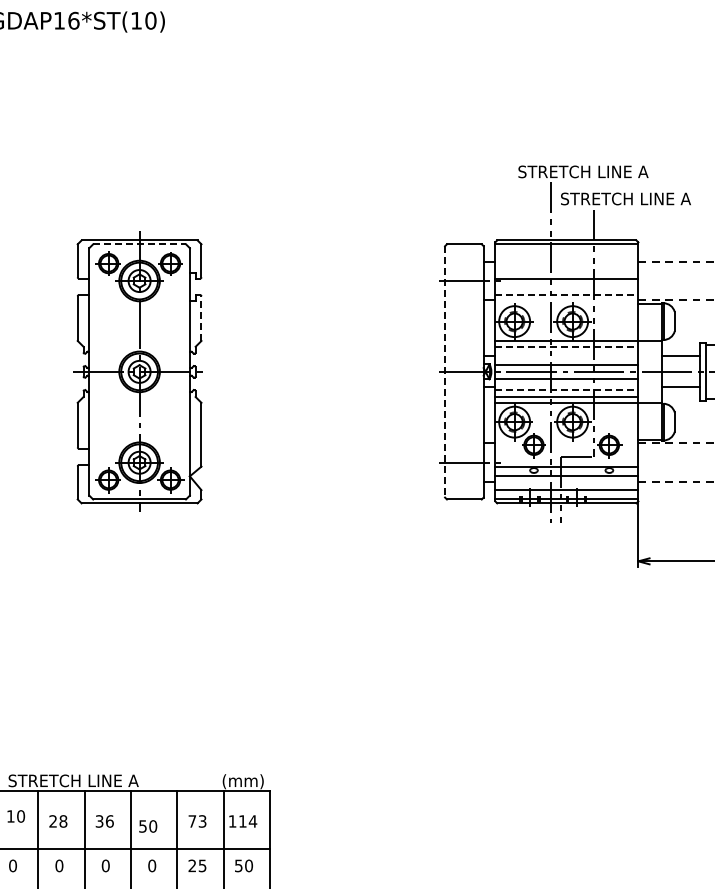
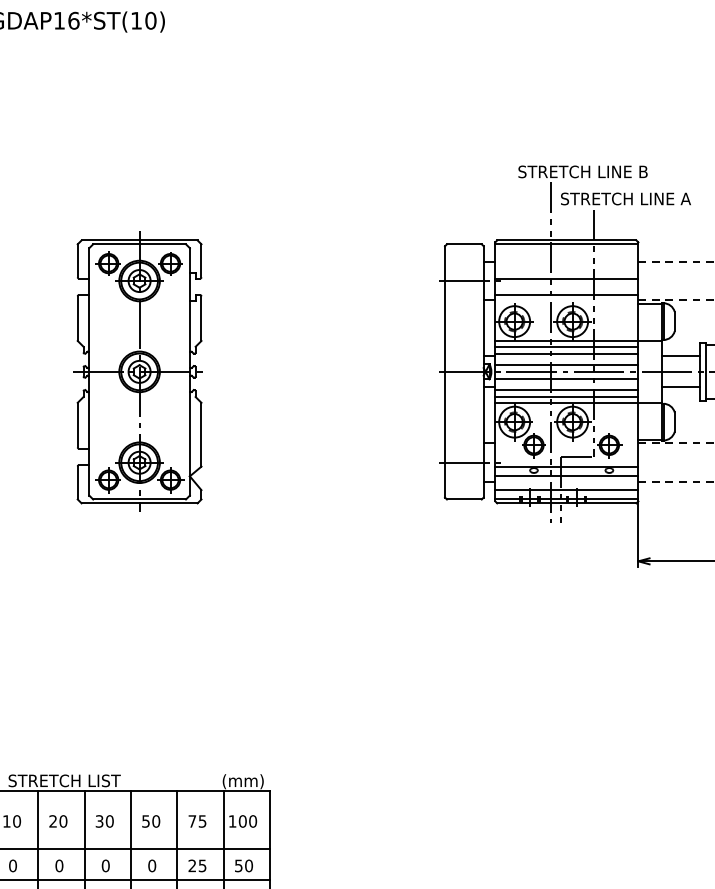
text: STRETCH LINE A -> STRETCH LINE B (643, 171)
line: dashed -> solid (140, 244)
line: dashed -> solid (566, 295)
line: dashed -> solid (201, 318)
line: dashed -> solid (566, 346)
line: none -> present (566, 353)
line: dashed -> solid (445, 371)
line: dashed -> solid (566, 390)
text: STRETCH LINE A -> STRETCH LIST (120, 780)
text position: (16, 816) -> (12, 821) (12, 821)
text: 28 -> 20 (63, 821)
text: 36 -> 30 (109, 821)
text: 73 -> 75 (202, 821)
text: 114 -> 100 (247, 821)
text position: (148, 826) -> (151, 821) (151, 821)
line: none -> present (136, 880)
